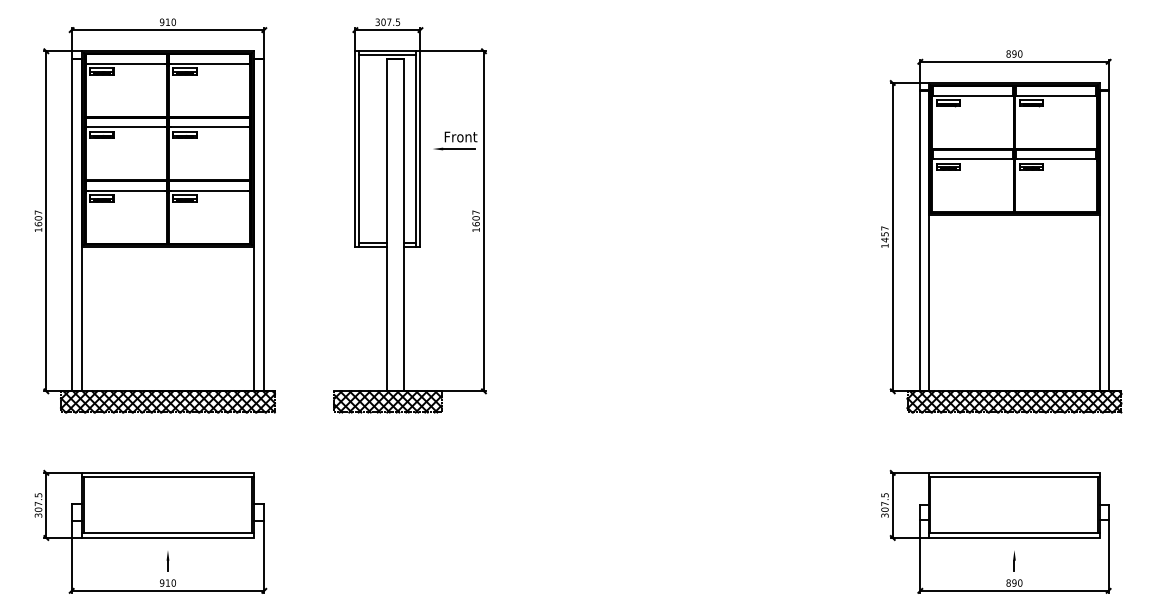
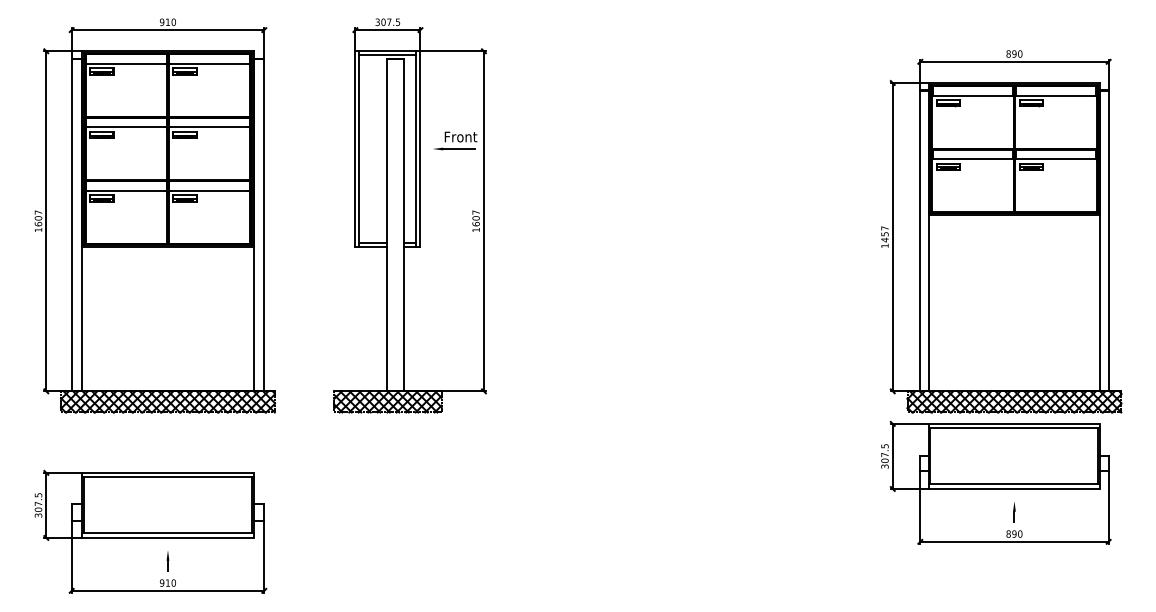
part position: (996, 531) -> (996, 482) (996, 482)
